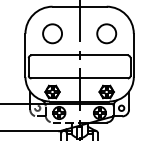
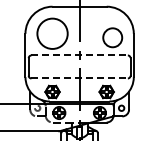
circle diameter: 19 px -> 30 px (52, 33)
circle position: (106, 33) -> (112, 37) (112, 37)
line: solid -> dashed (80, 55)
line: solid -> dashed (80, 78)
